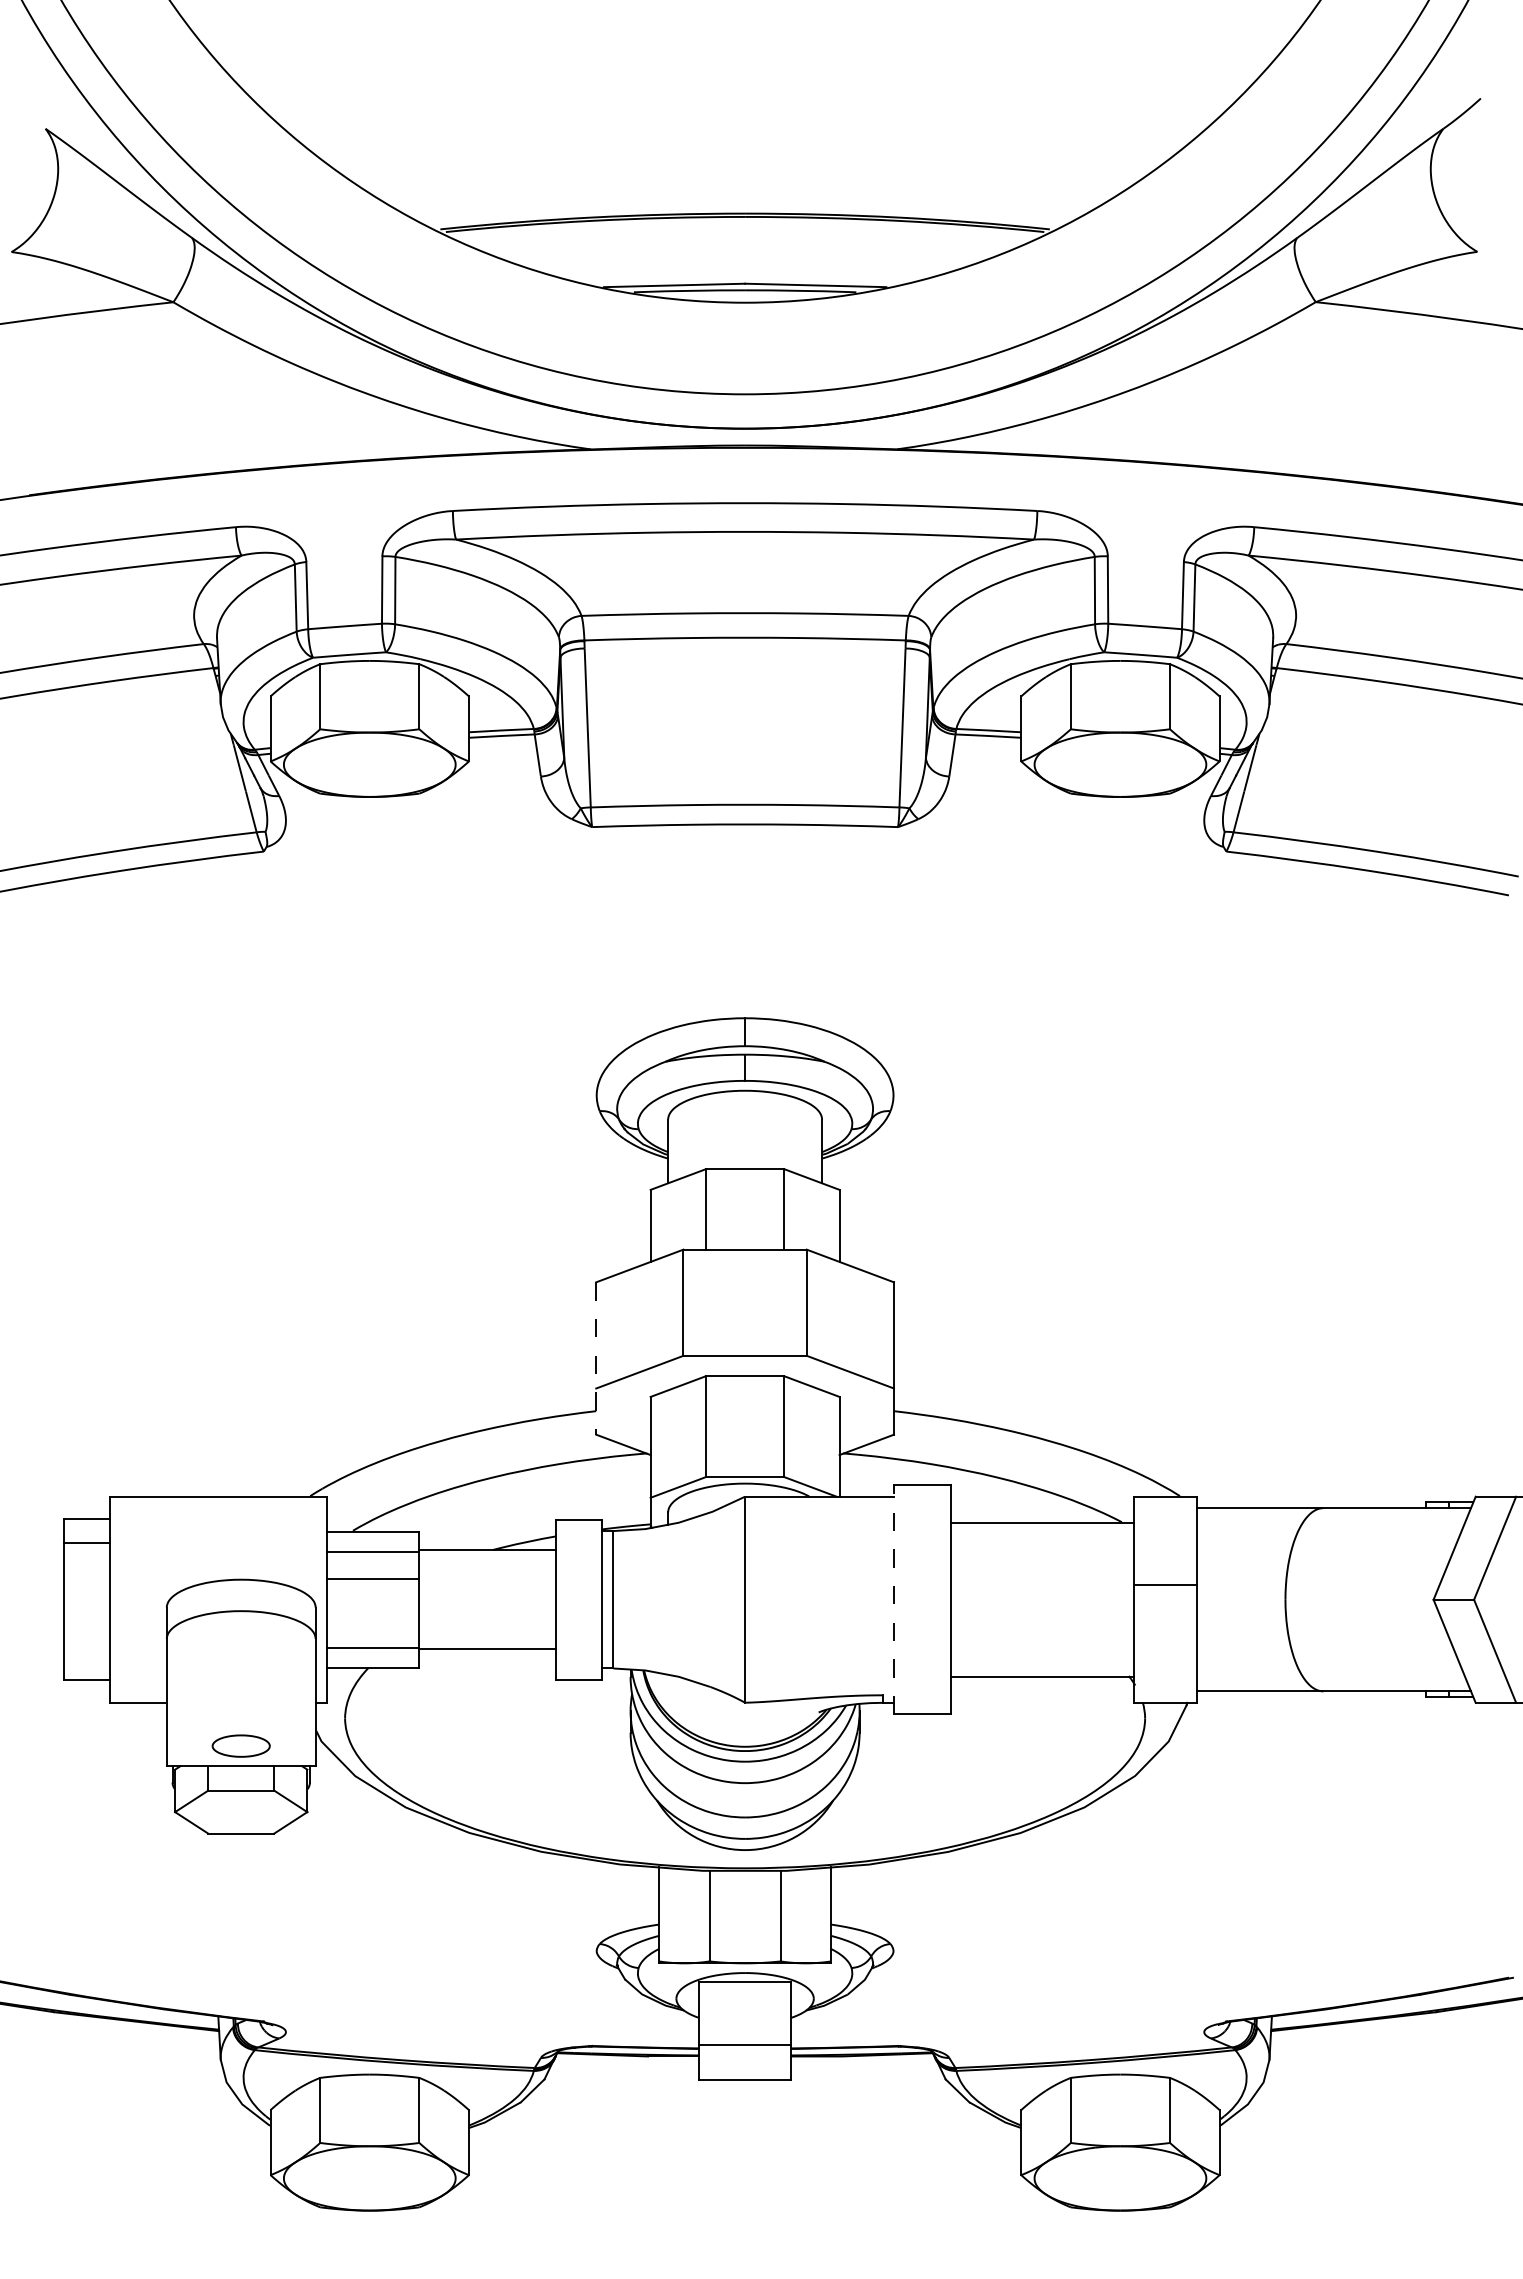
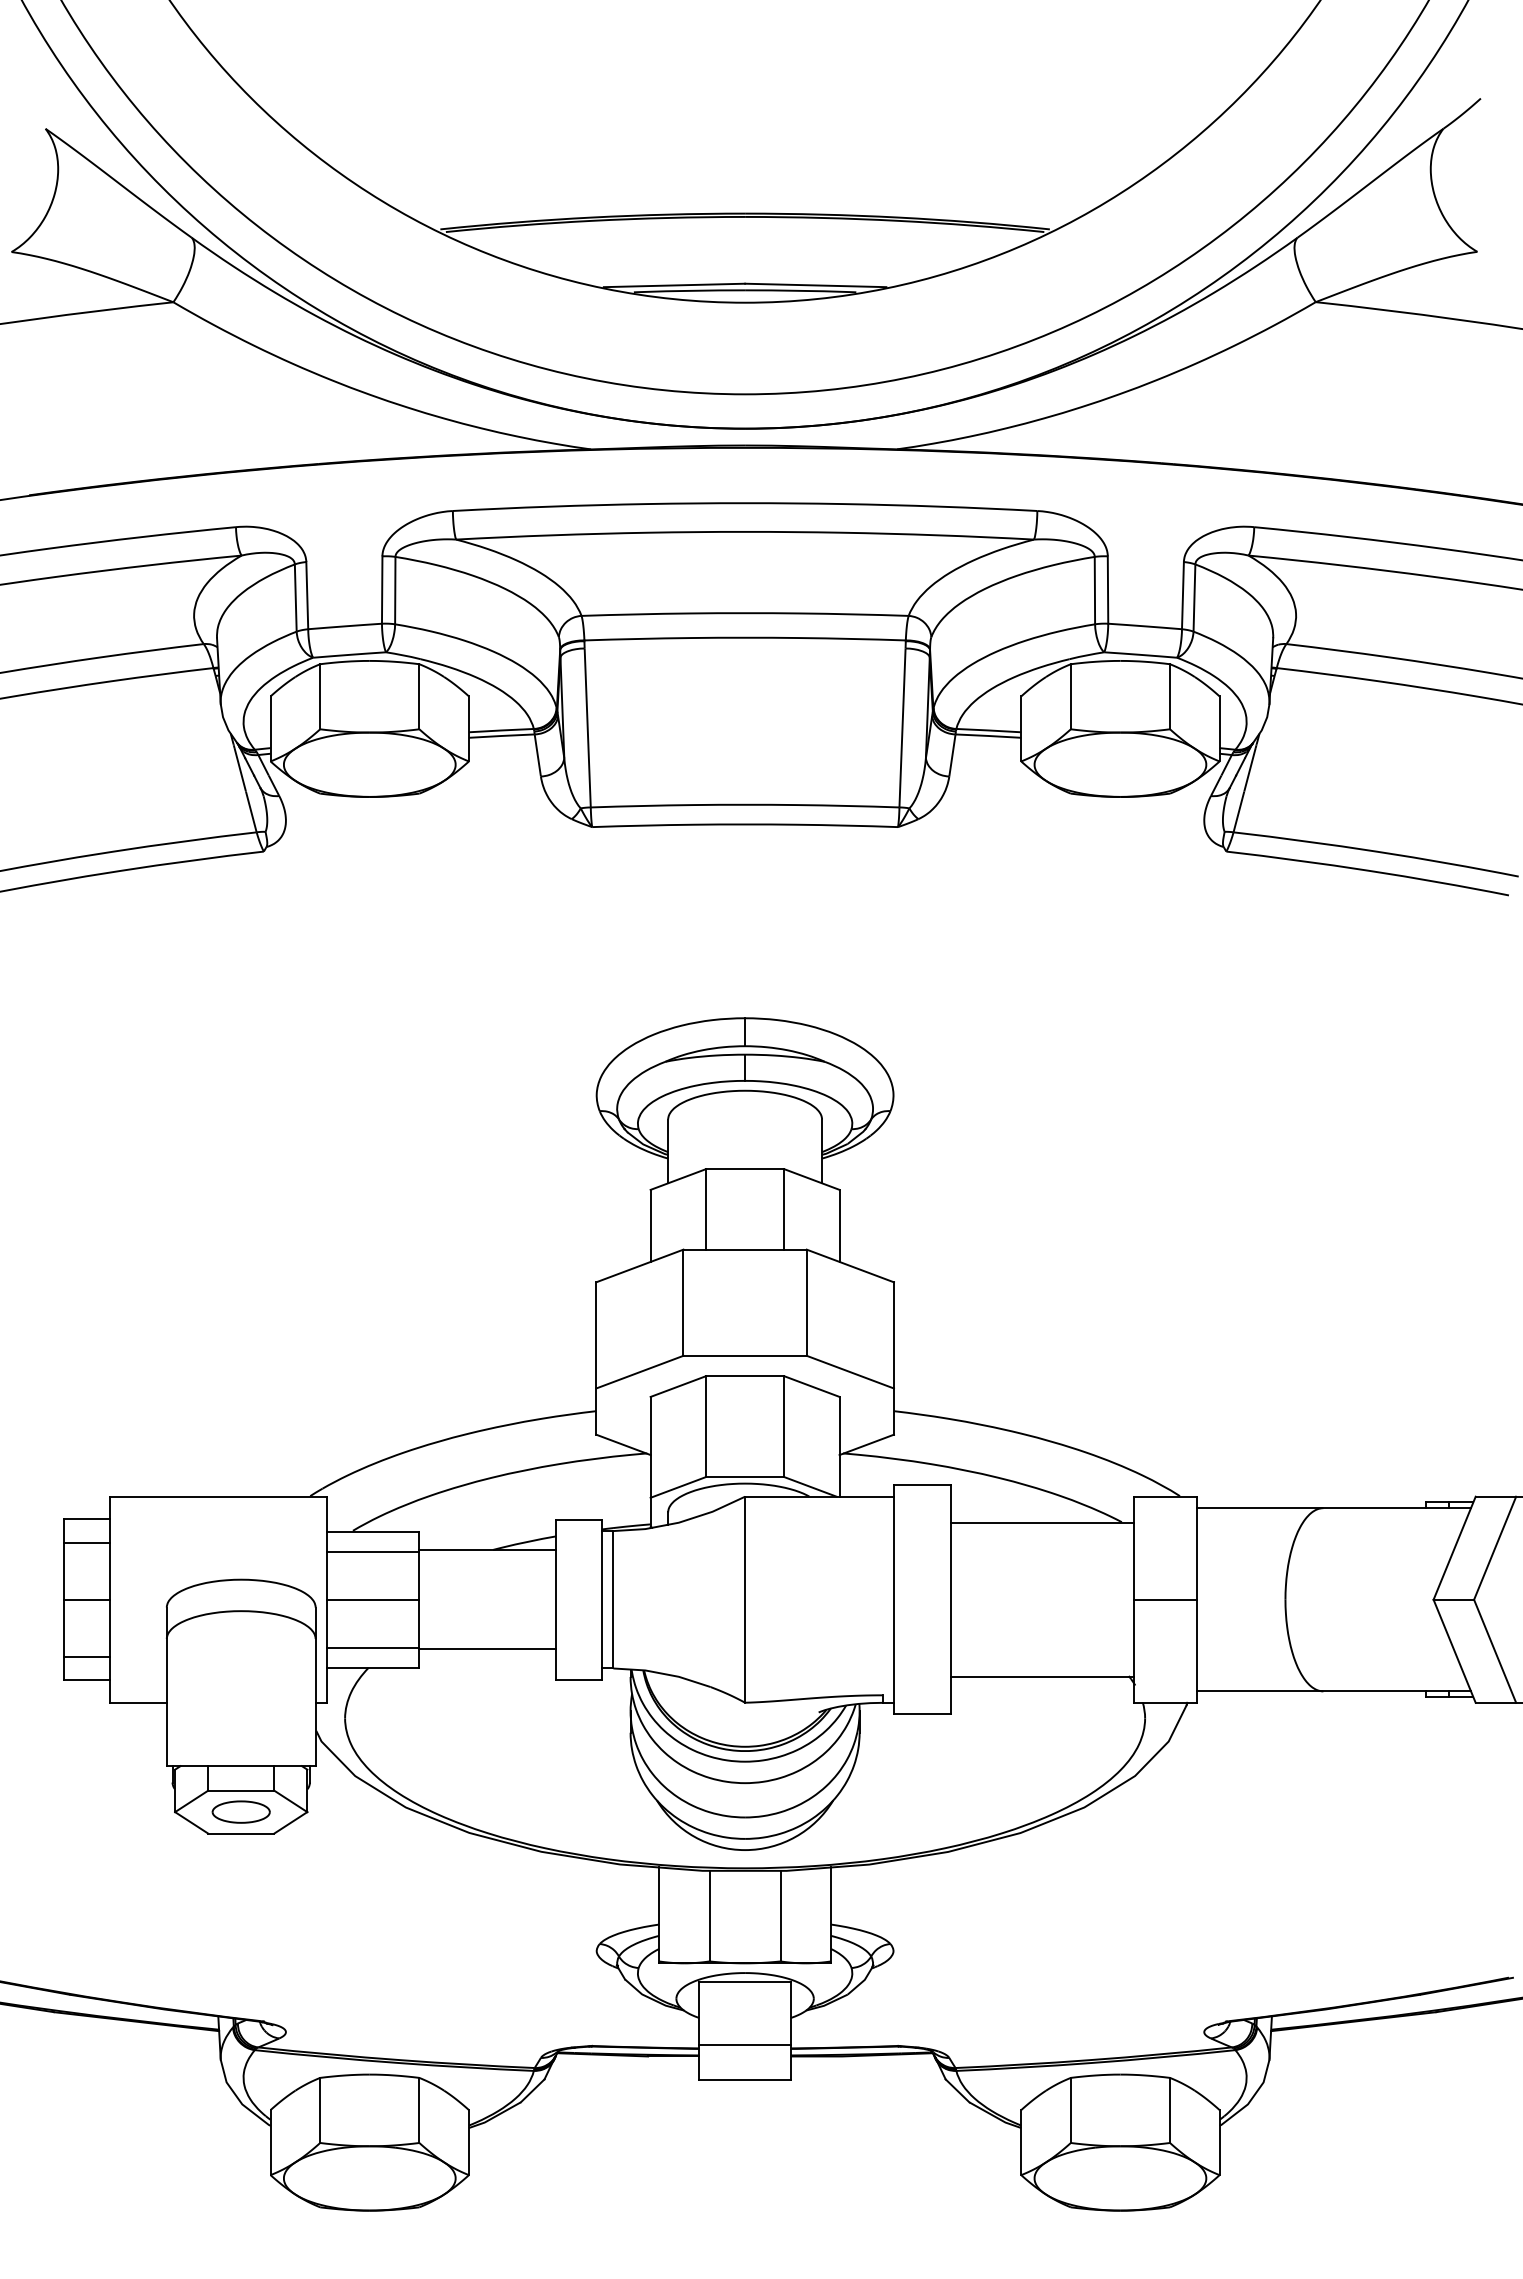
line: dashed -> solid (596, 1359)
line position: (372, 1579) -> (372, 1600) (372, 1600)
line position: (1165, 1584) -> (1165, 1599) (1165, 1599)
line: dashed -> solid (893, 1599)
line: none -> present (86, 1600)
line: none -> present (86, 1657)
part position: (240, 1745) -> (240, 1811) (240, 1811)
